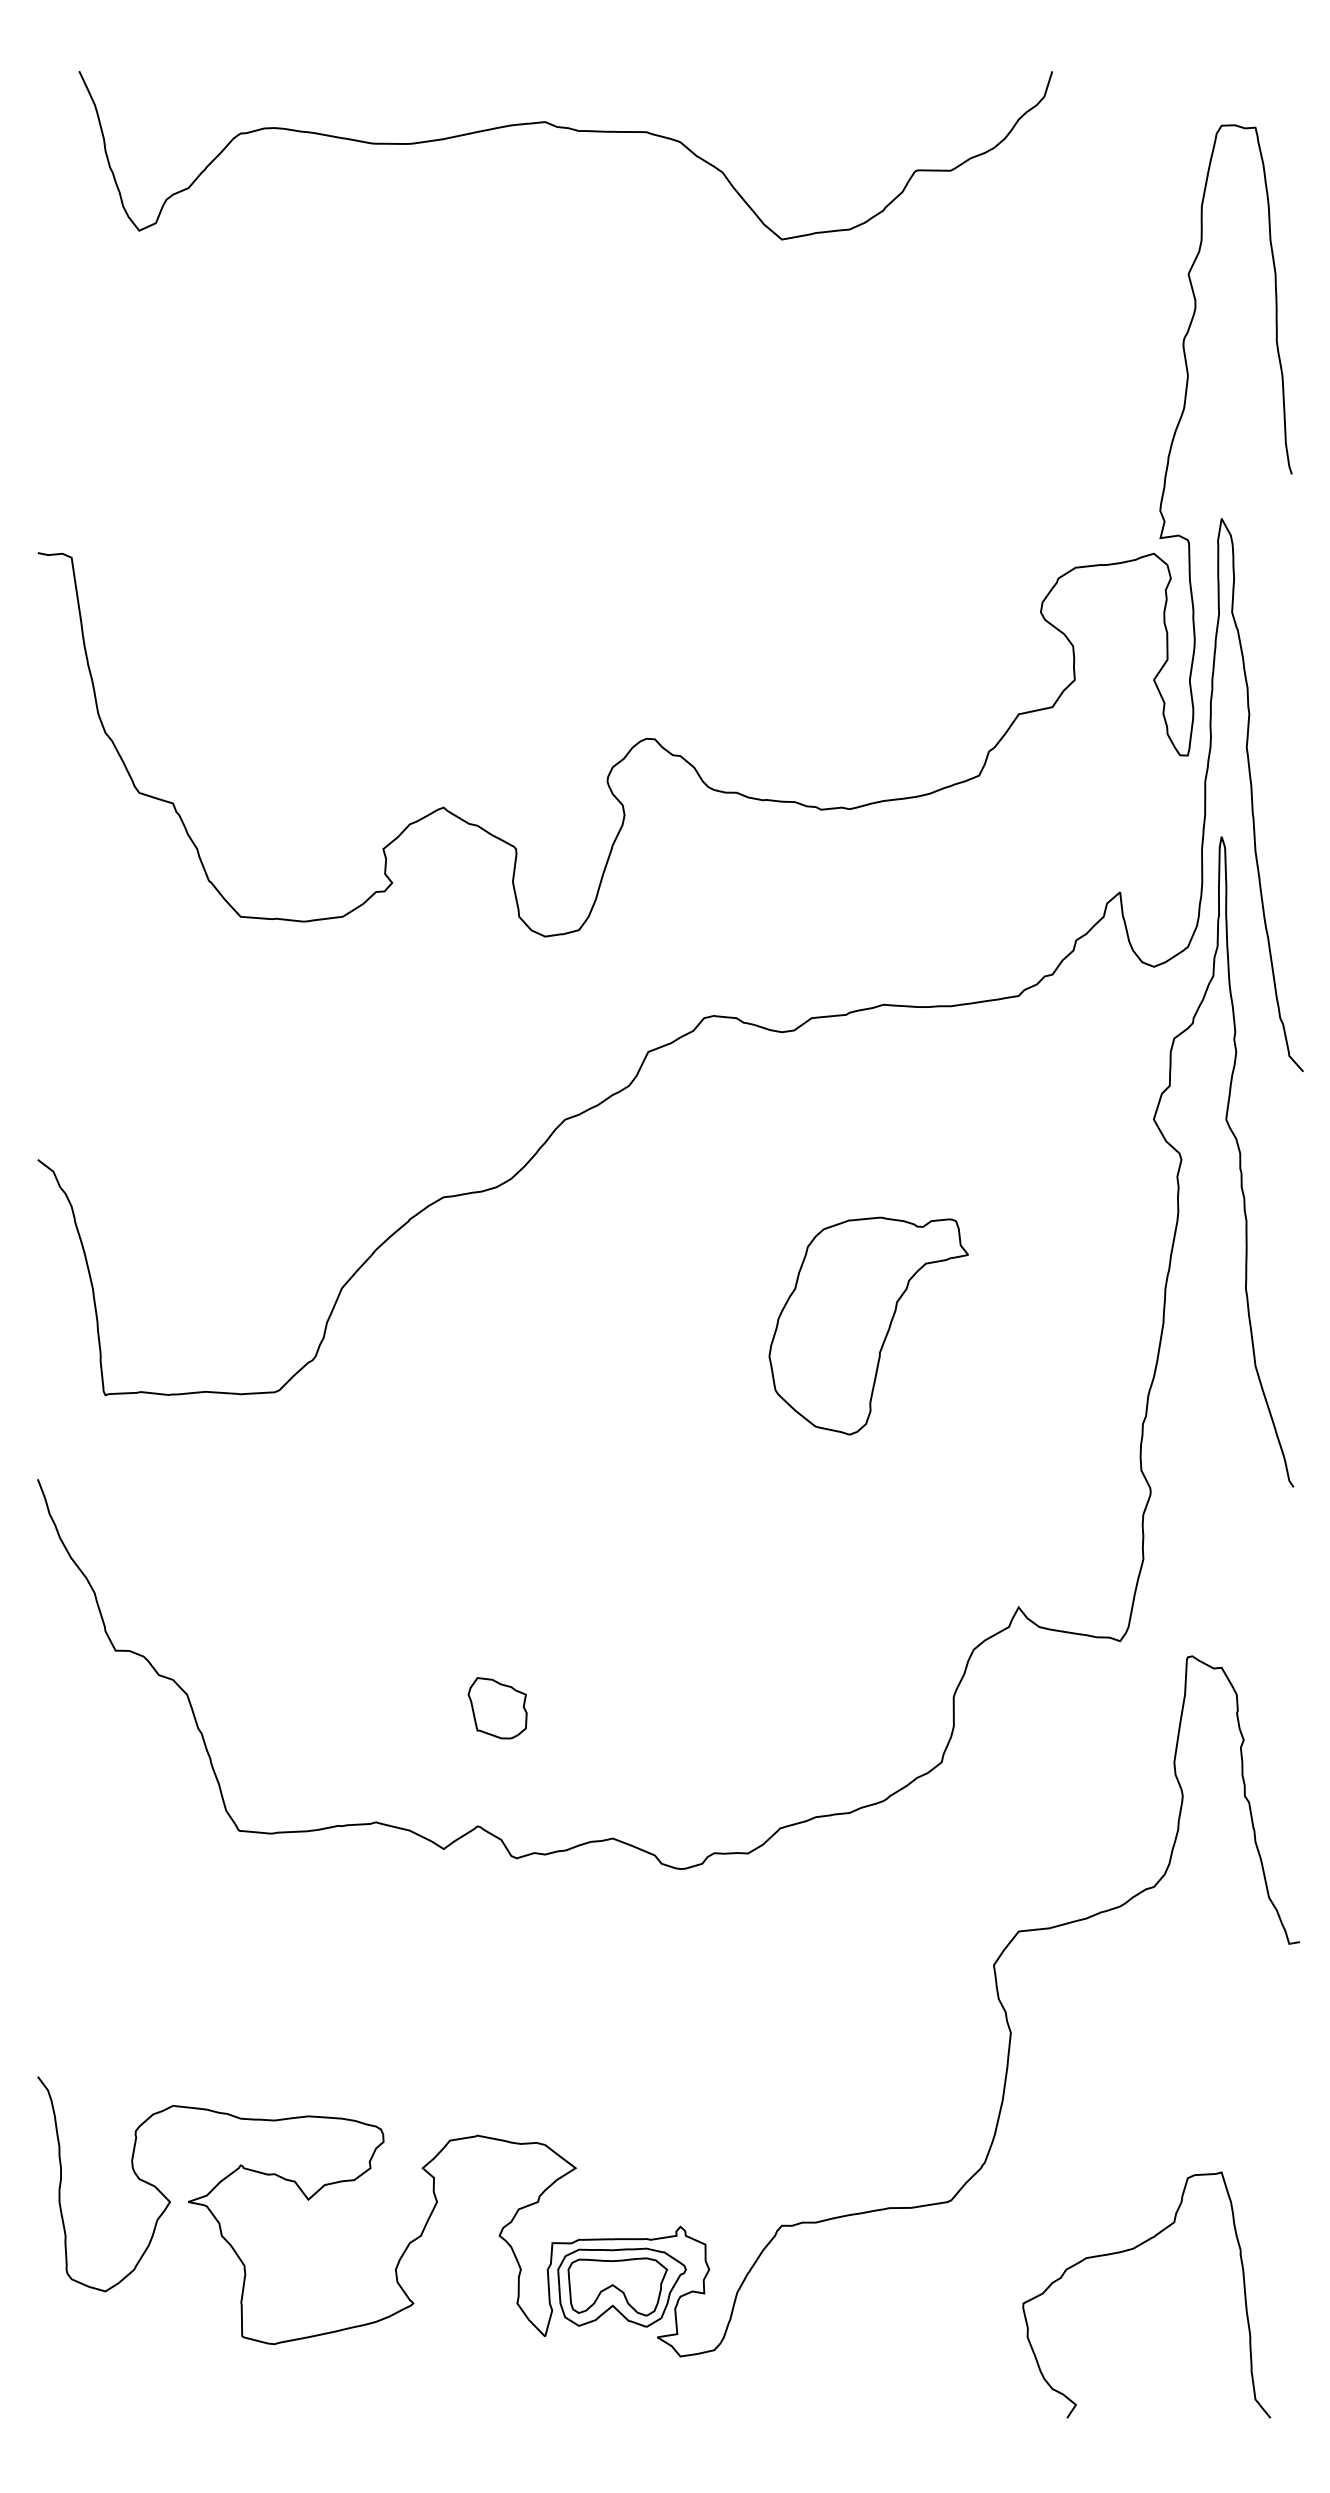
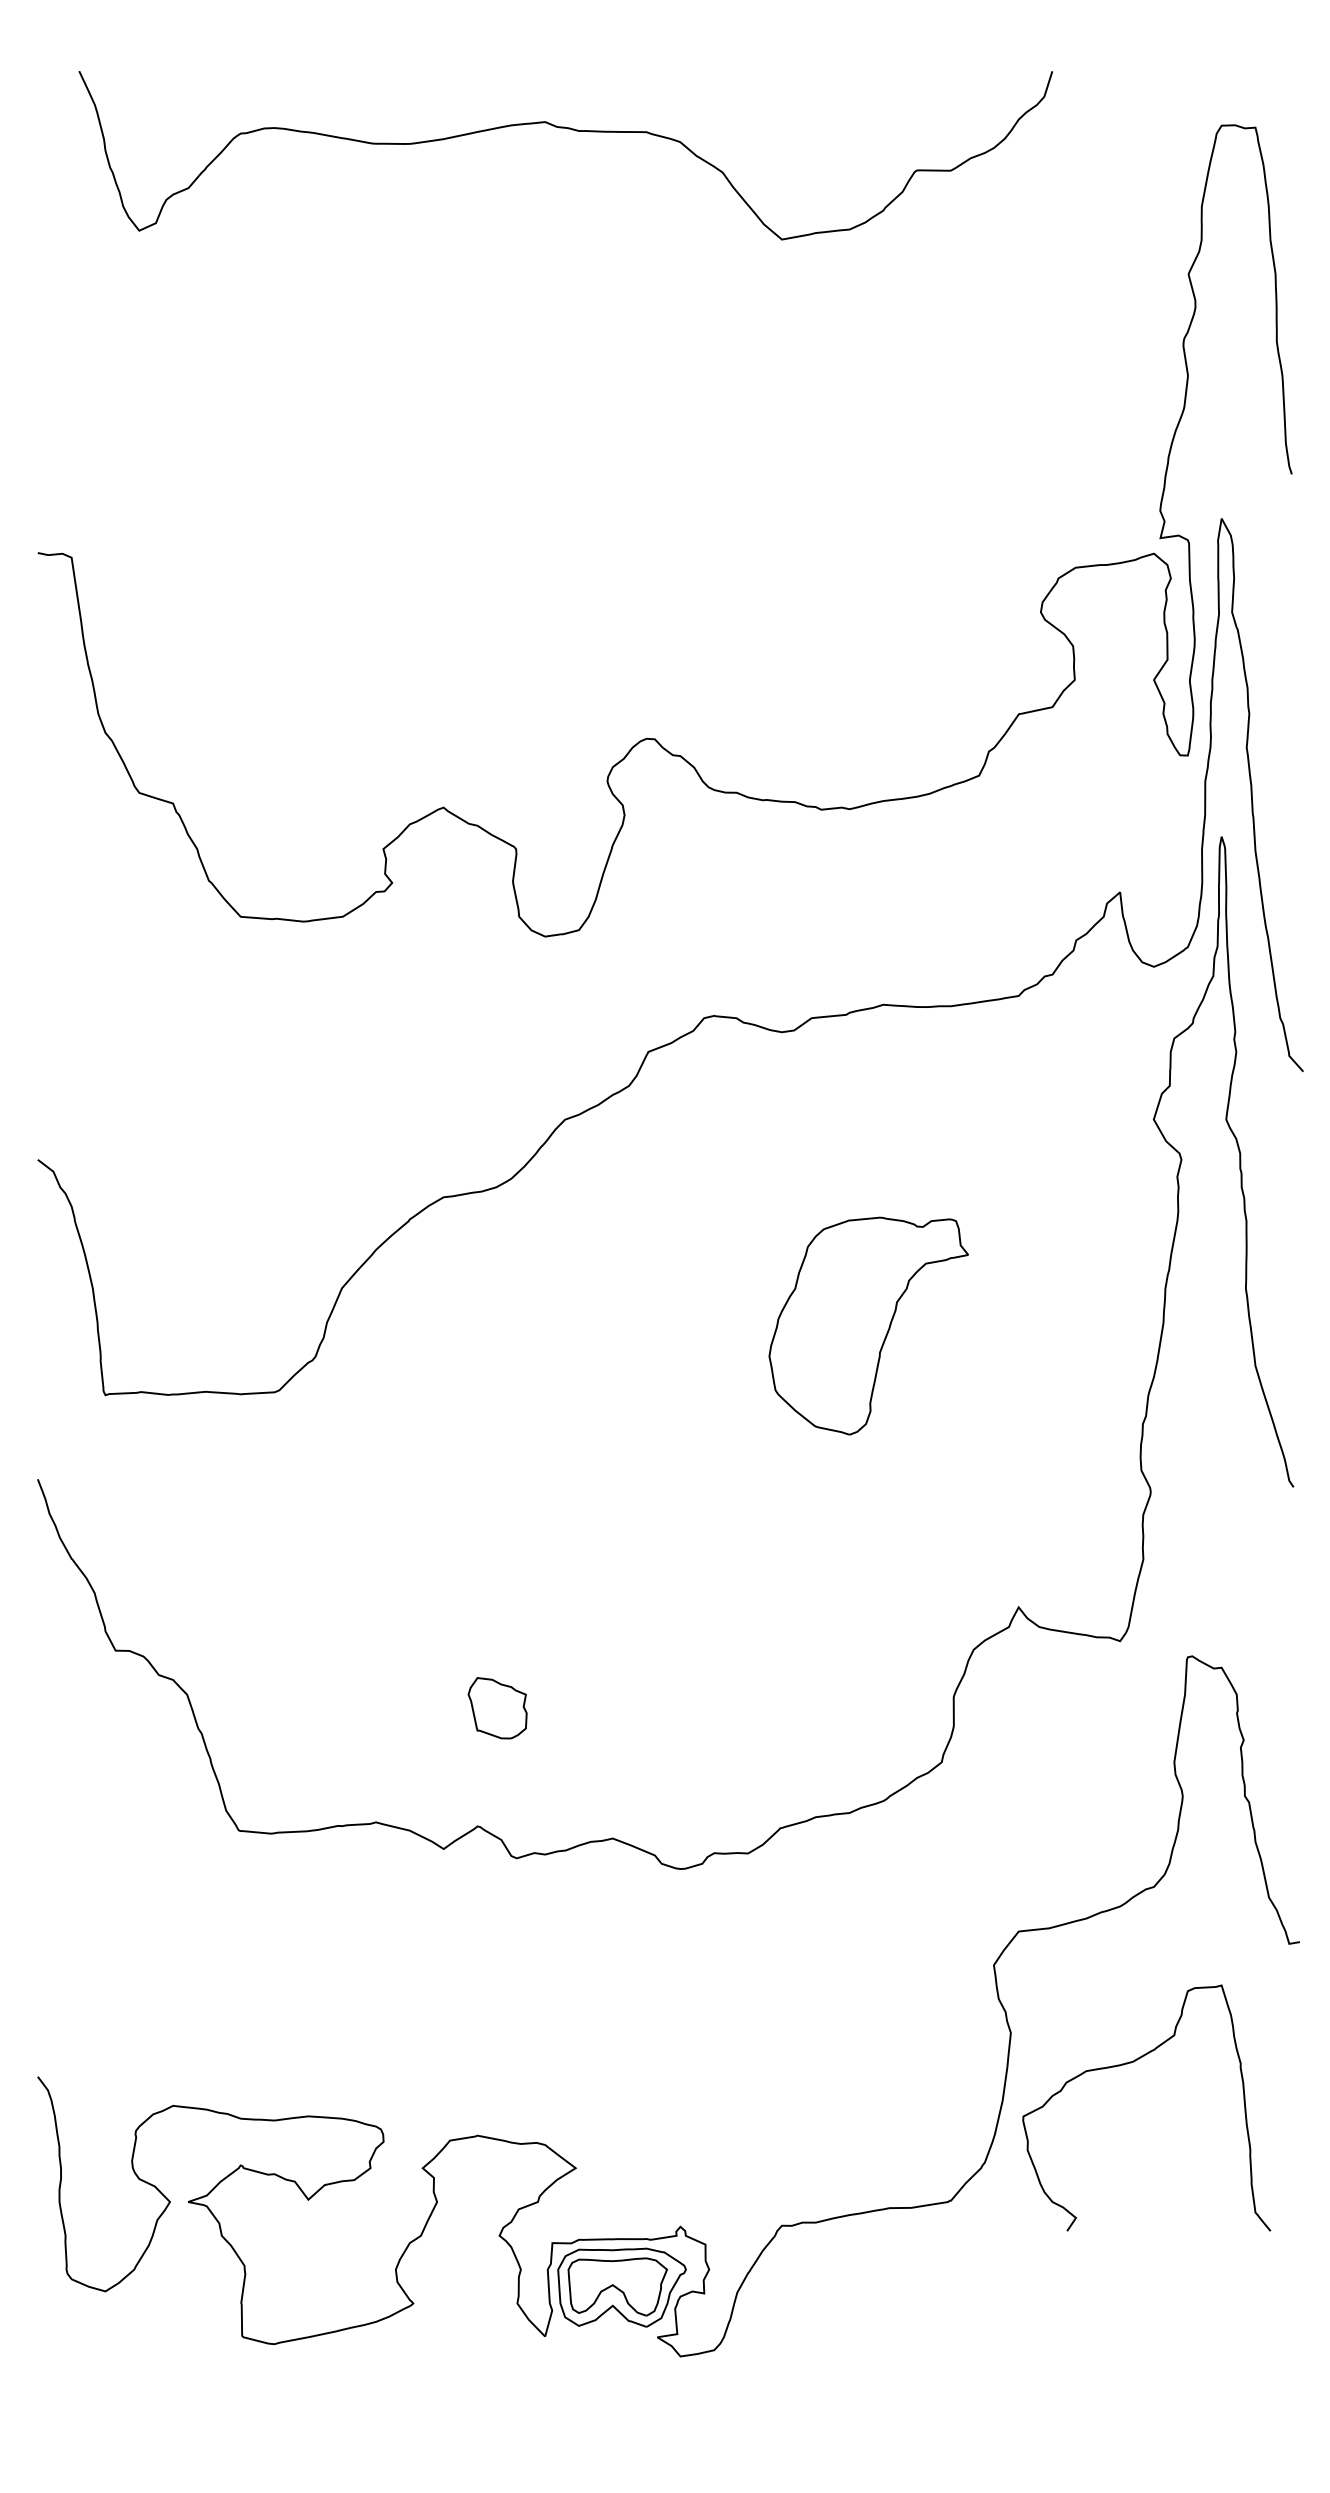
curve position: (1131, 2250) -> (1131, 2063) (1131, 2063)
